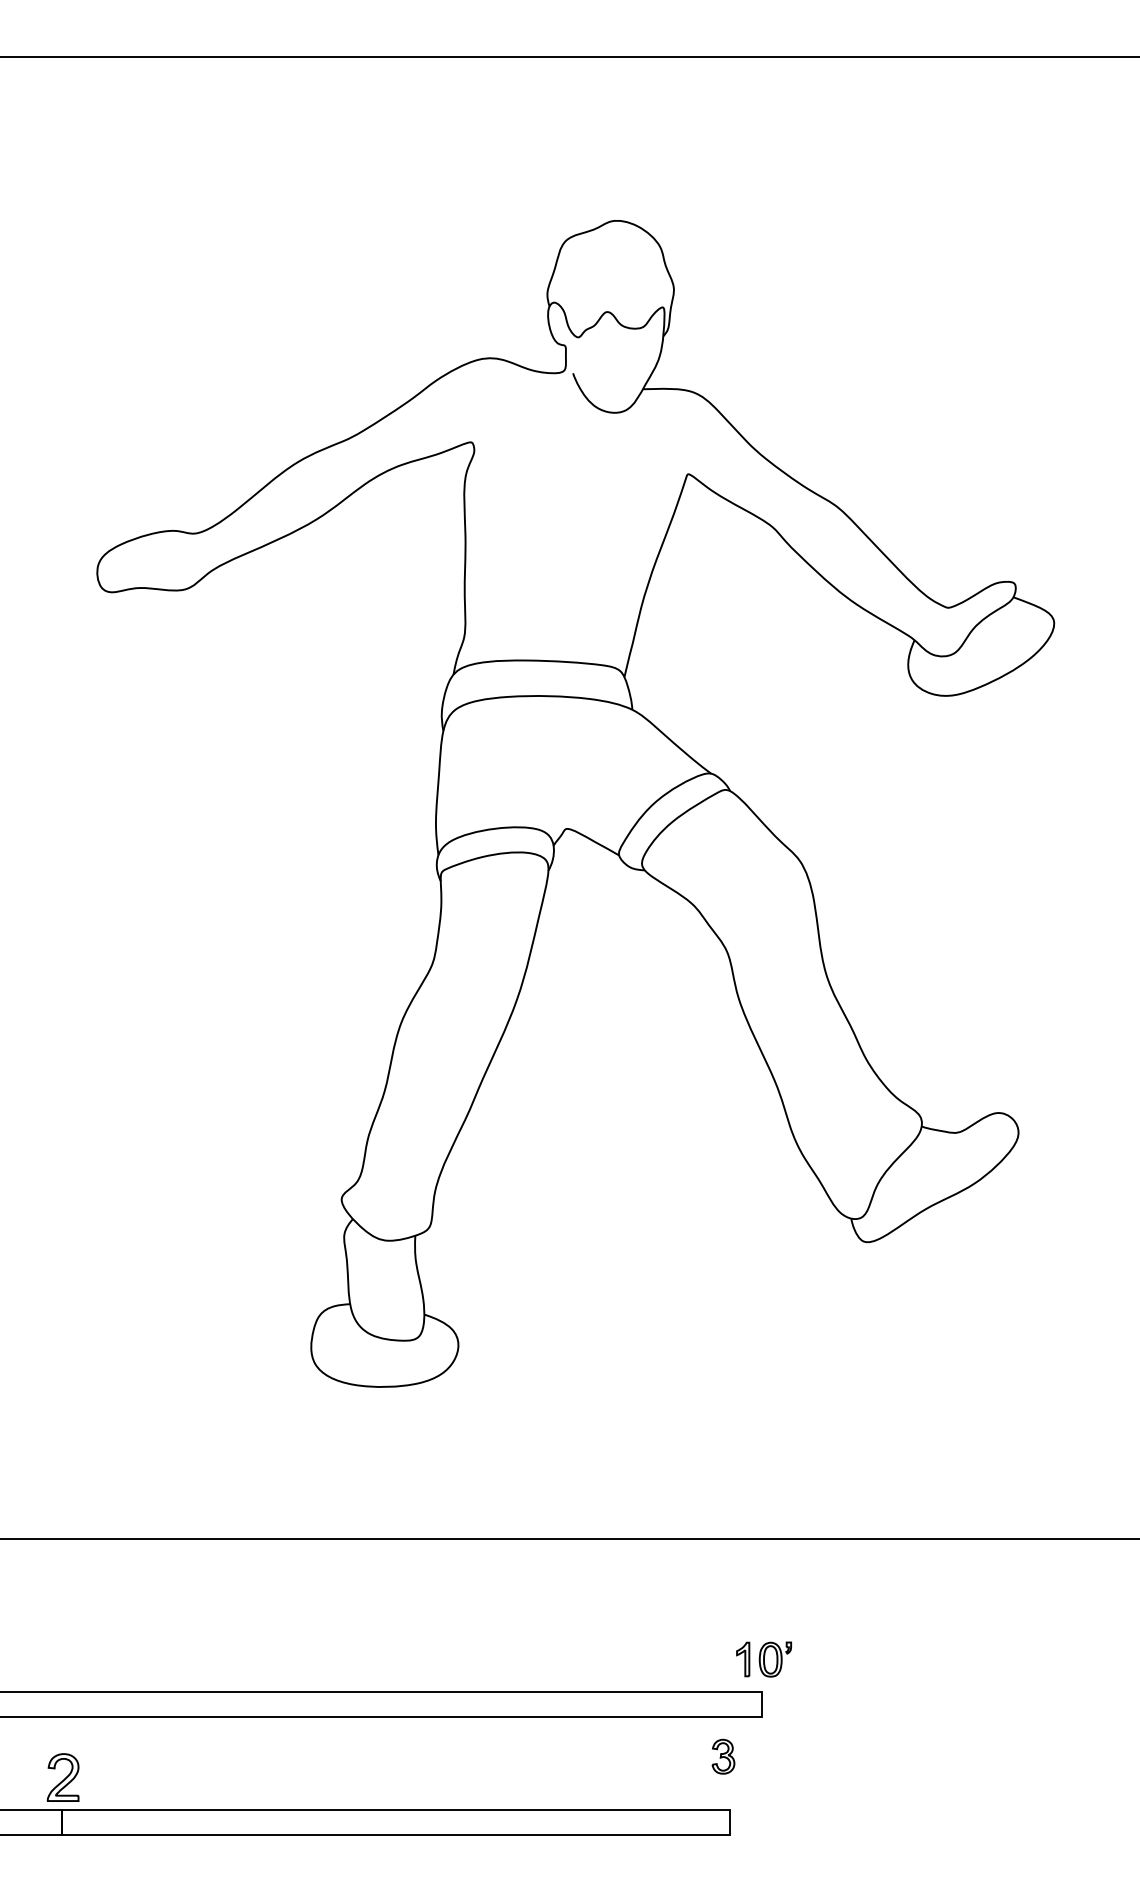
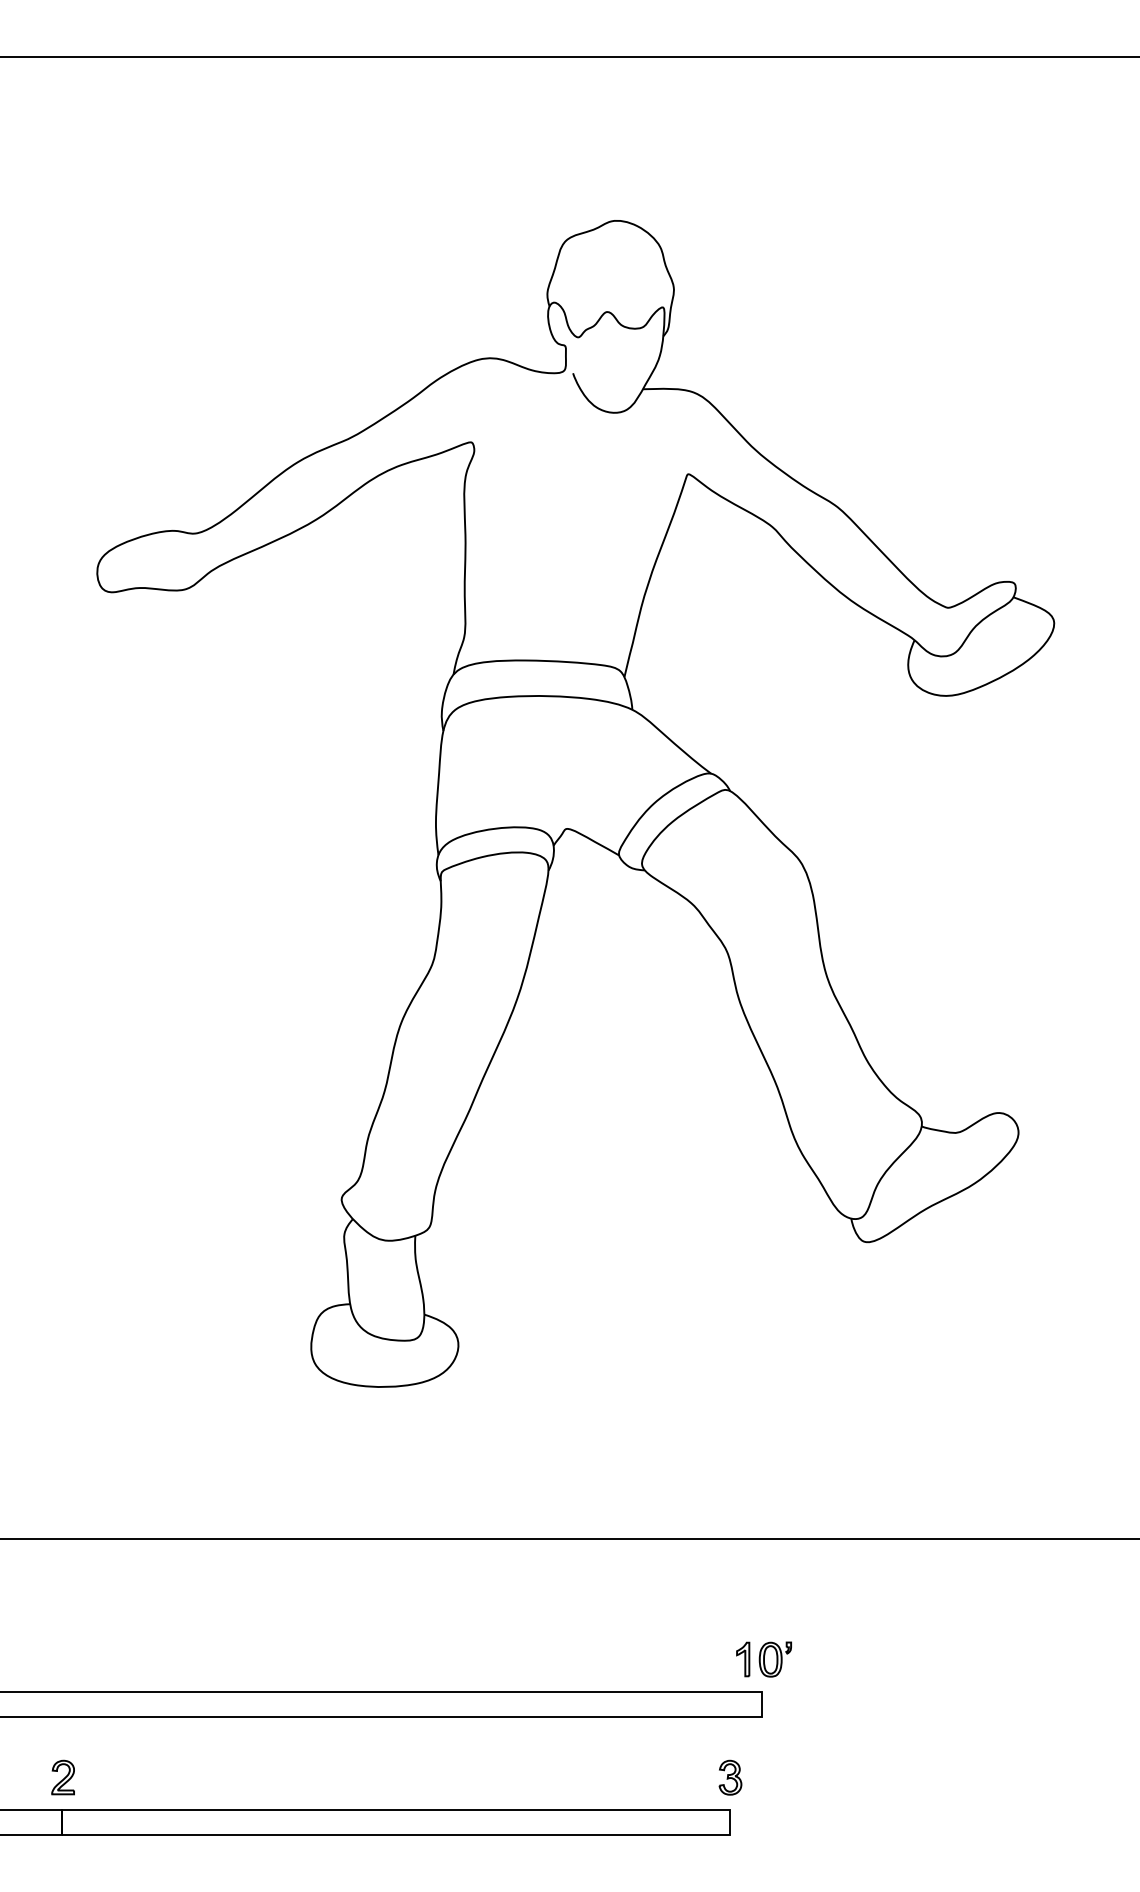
part position: (723, 1756) -> (730, 1777) (730, 1777)
part size: 34x49 px -> 24x37 px (62, 1777)
